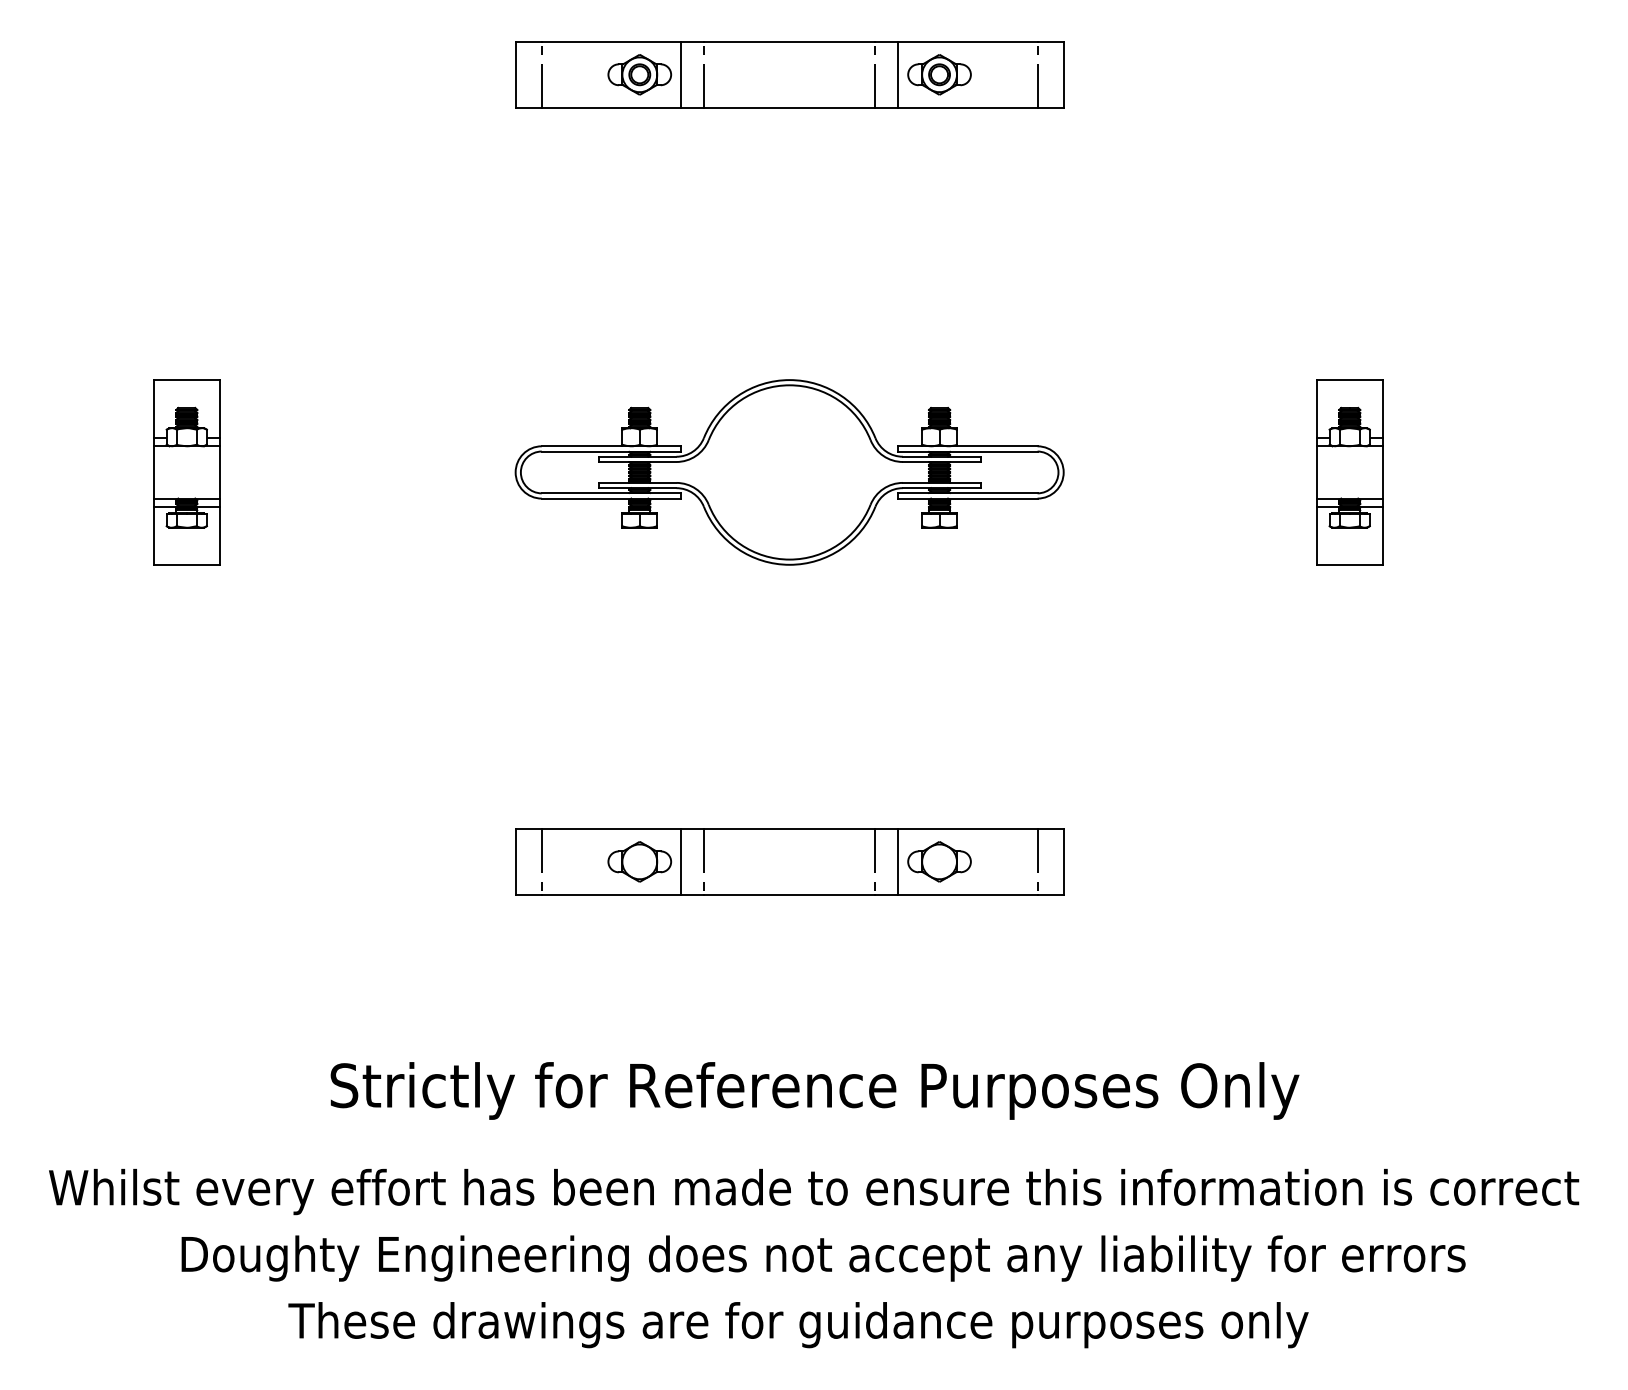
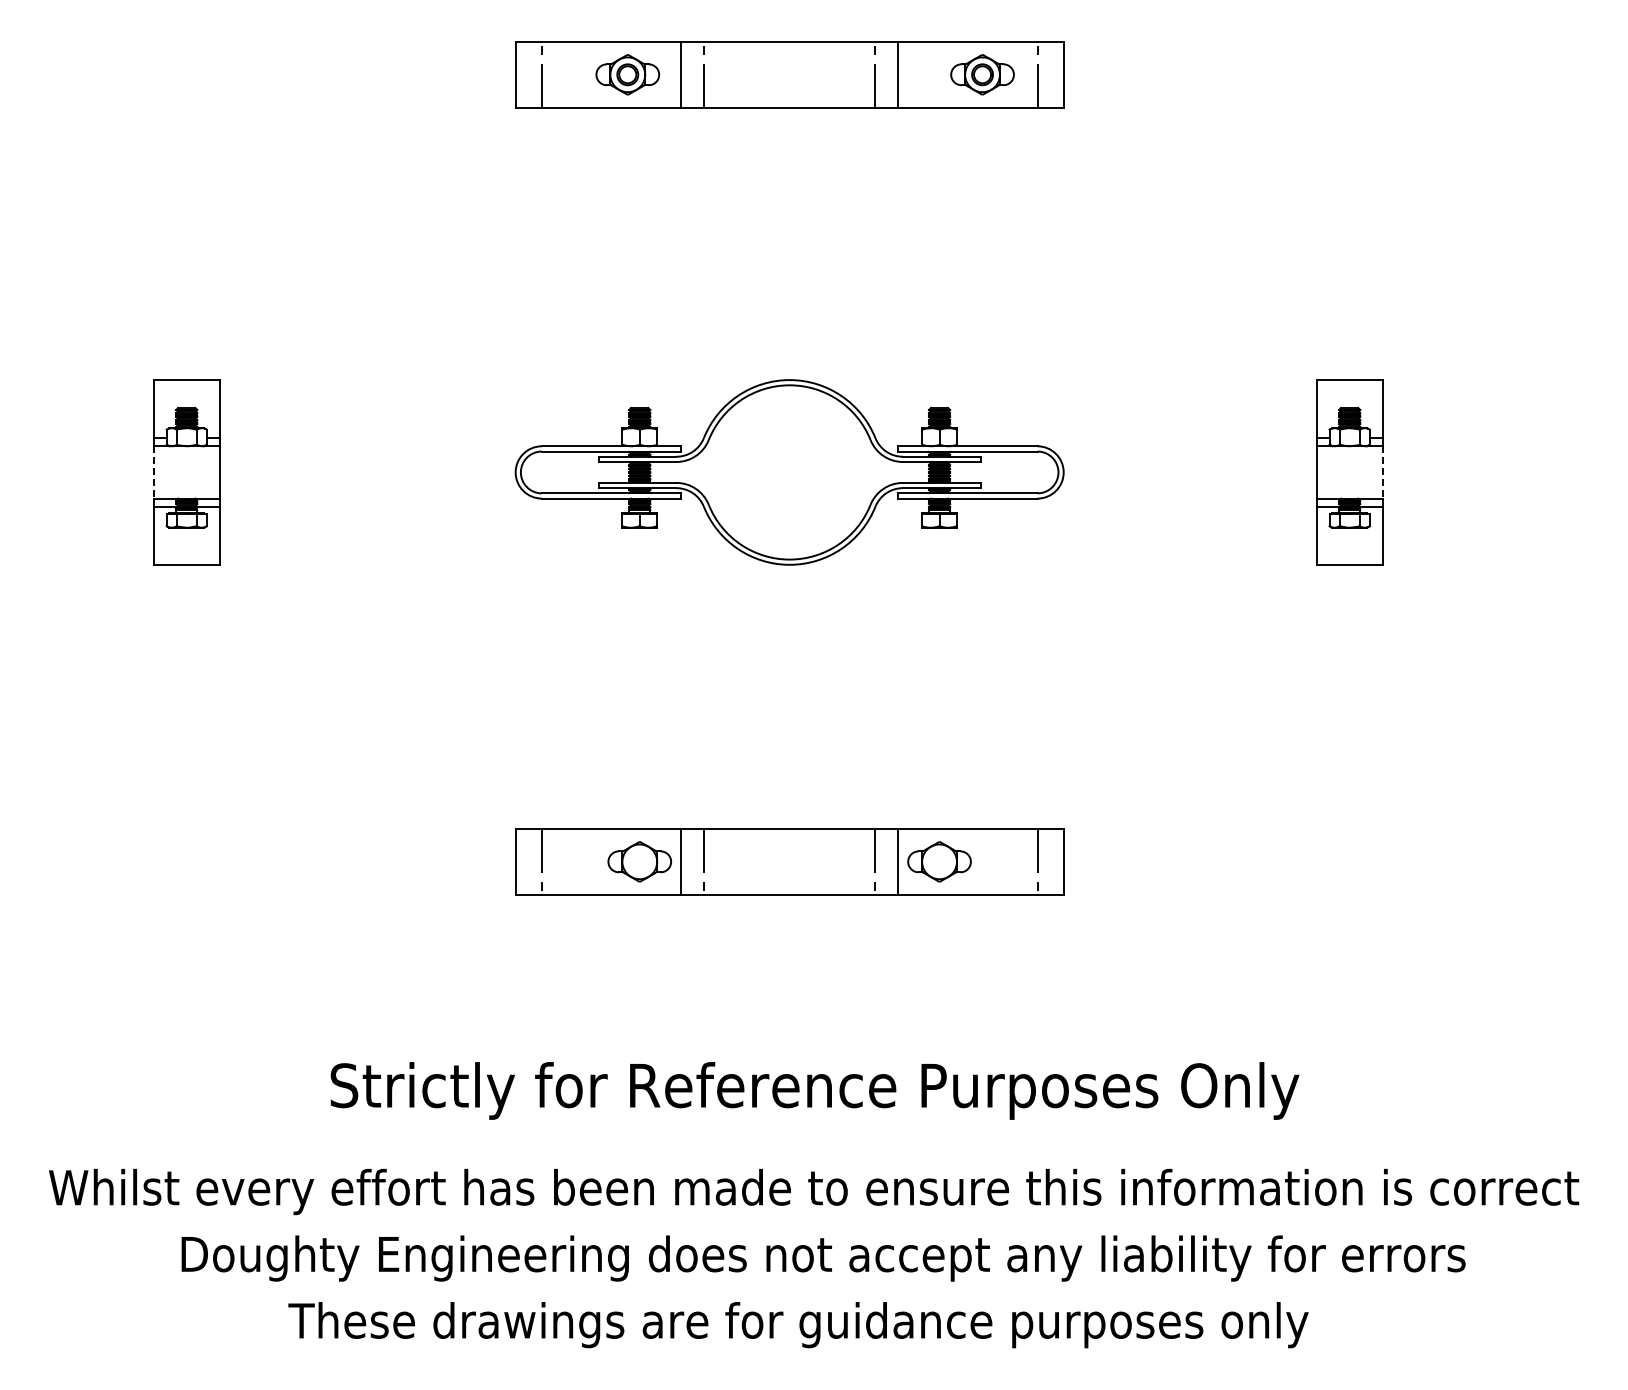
part position: (639, 74) -> (627, 74) (627, 74)
part position: (939, 74) -> (982, 74) (982, 74)
line: solid -> dashed (153, 472)
line: solid -> dashed (1382, 472)
